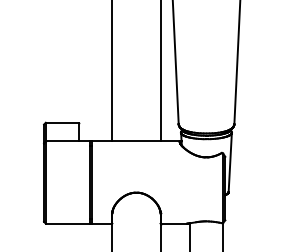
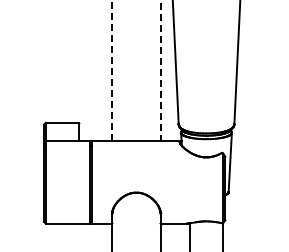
line: solid -> dashed (112, 70)
line: solid -> dashed (160, 71)
